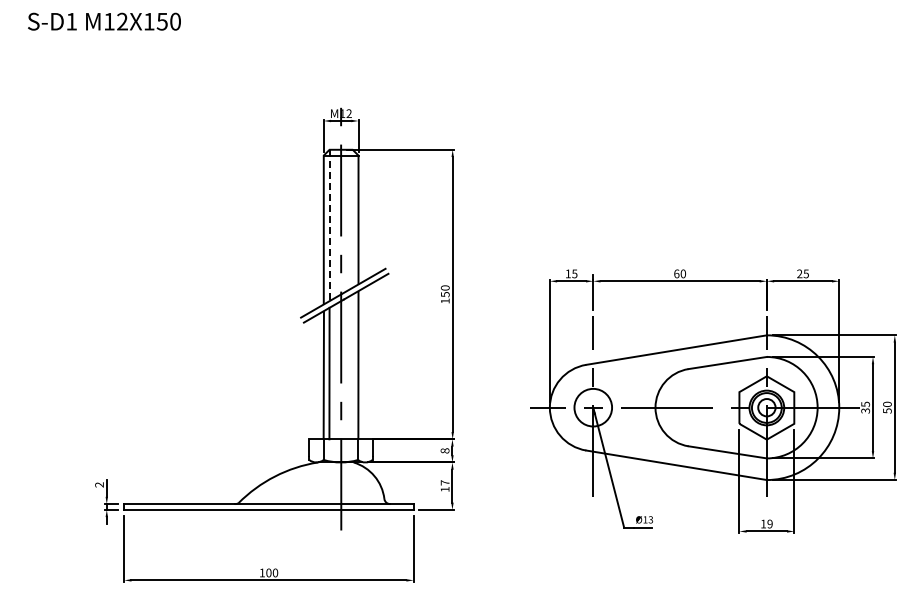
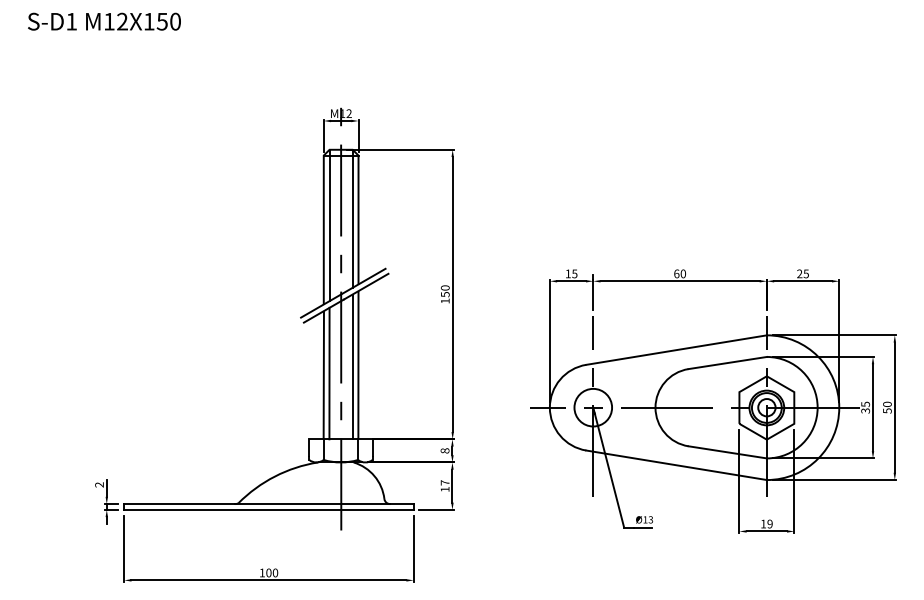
line: none -> present (352, 218)
line: dashed -> solid (329, 225)
line: none -> present (352, 366)
